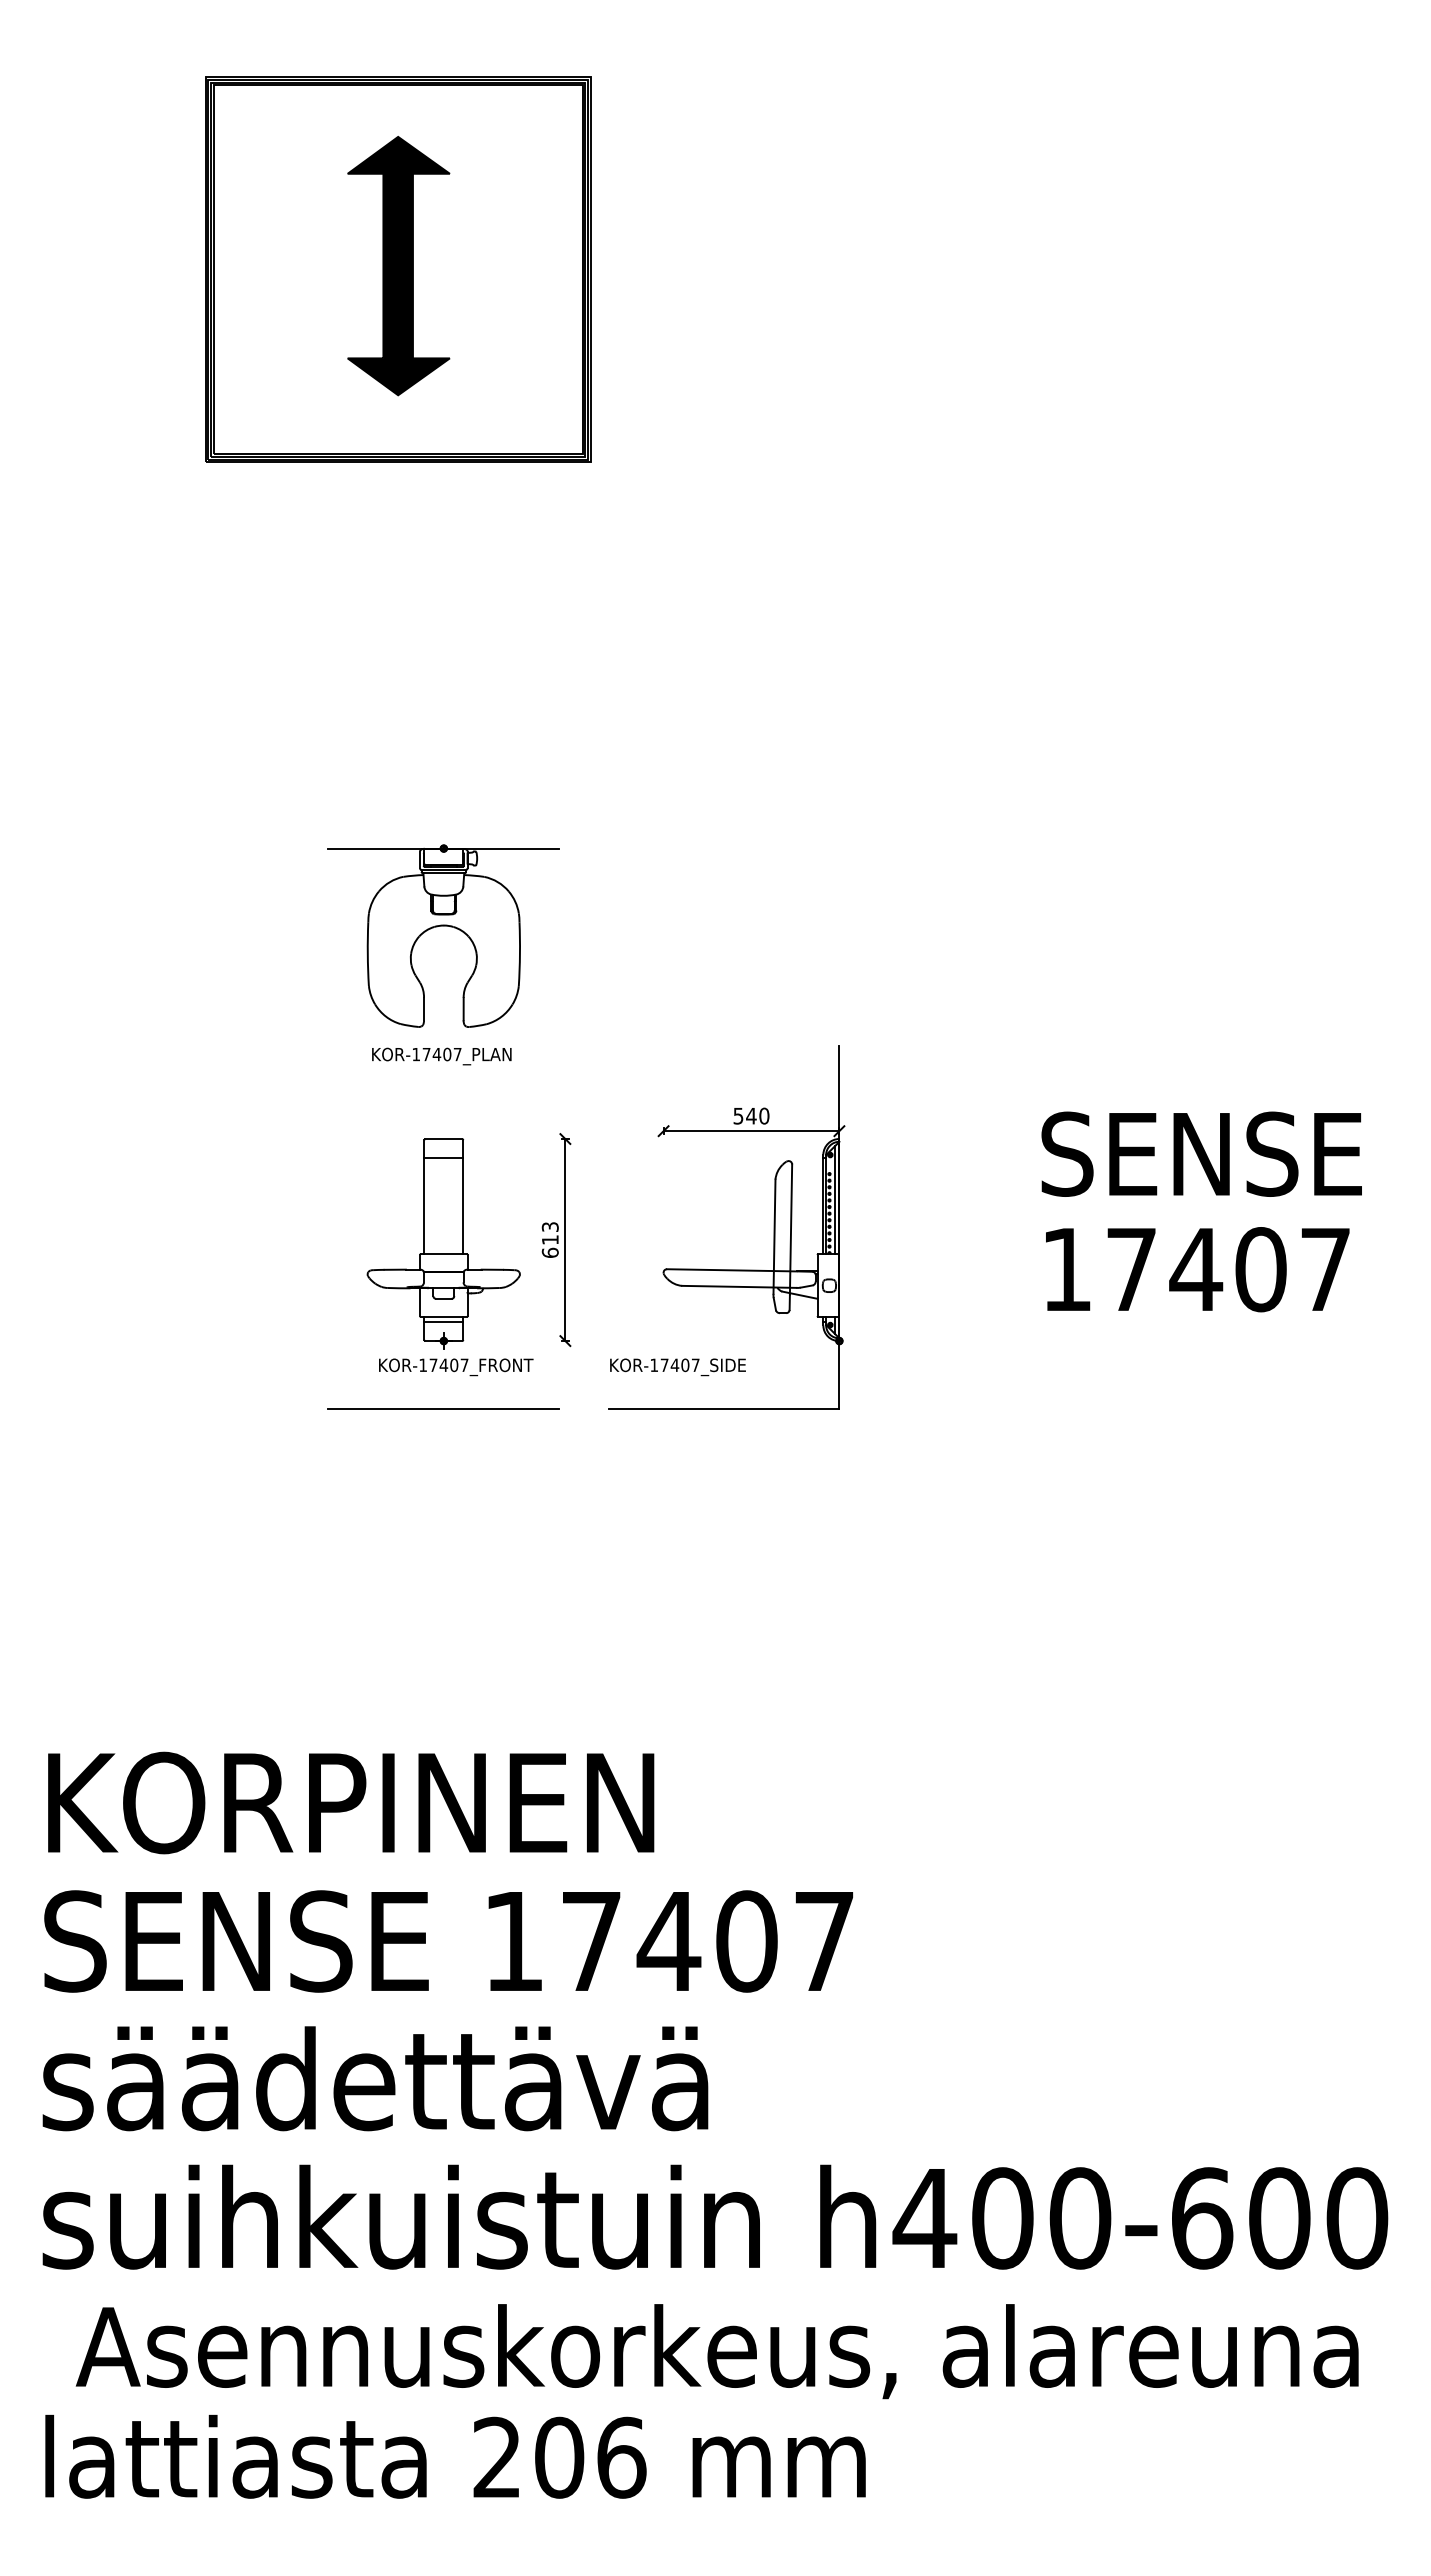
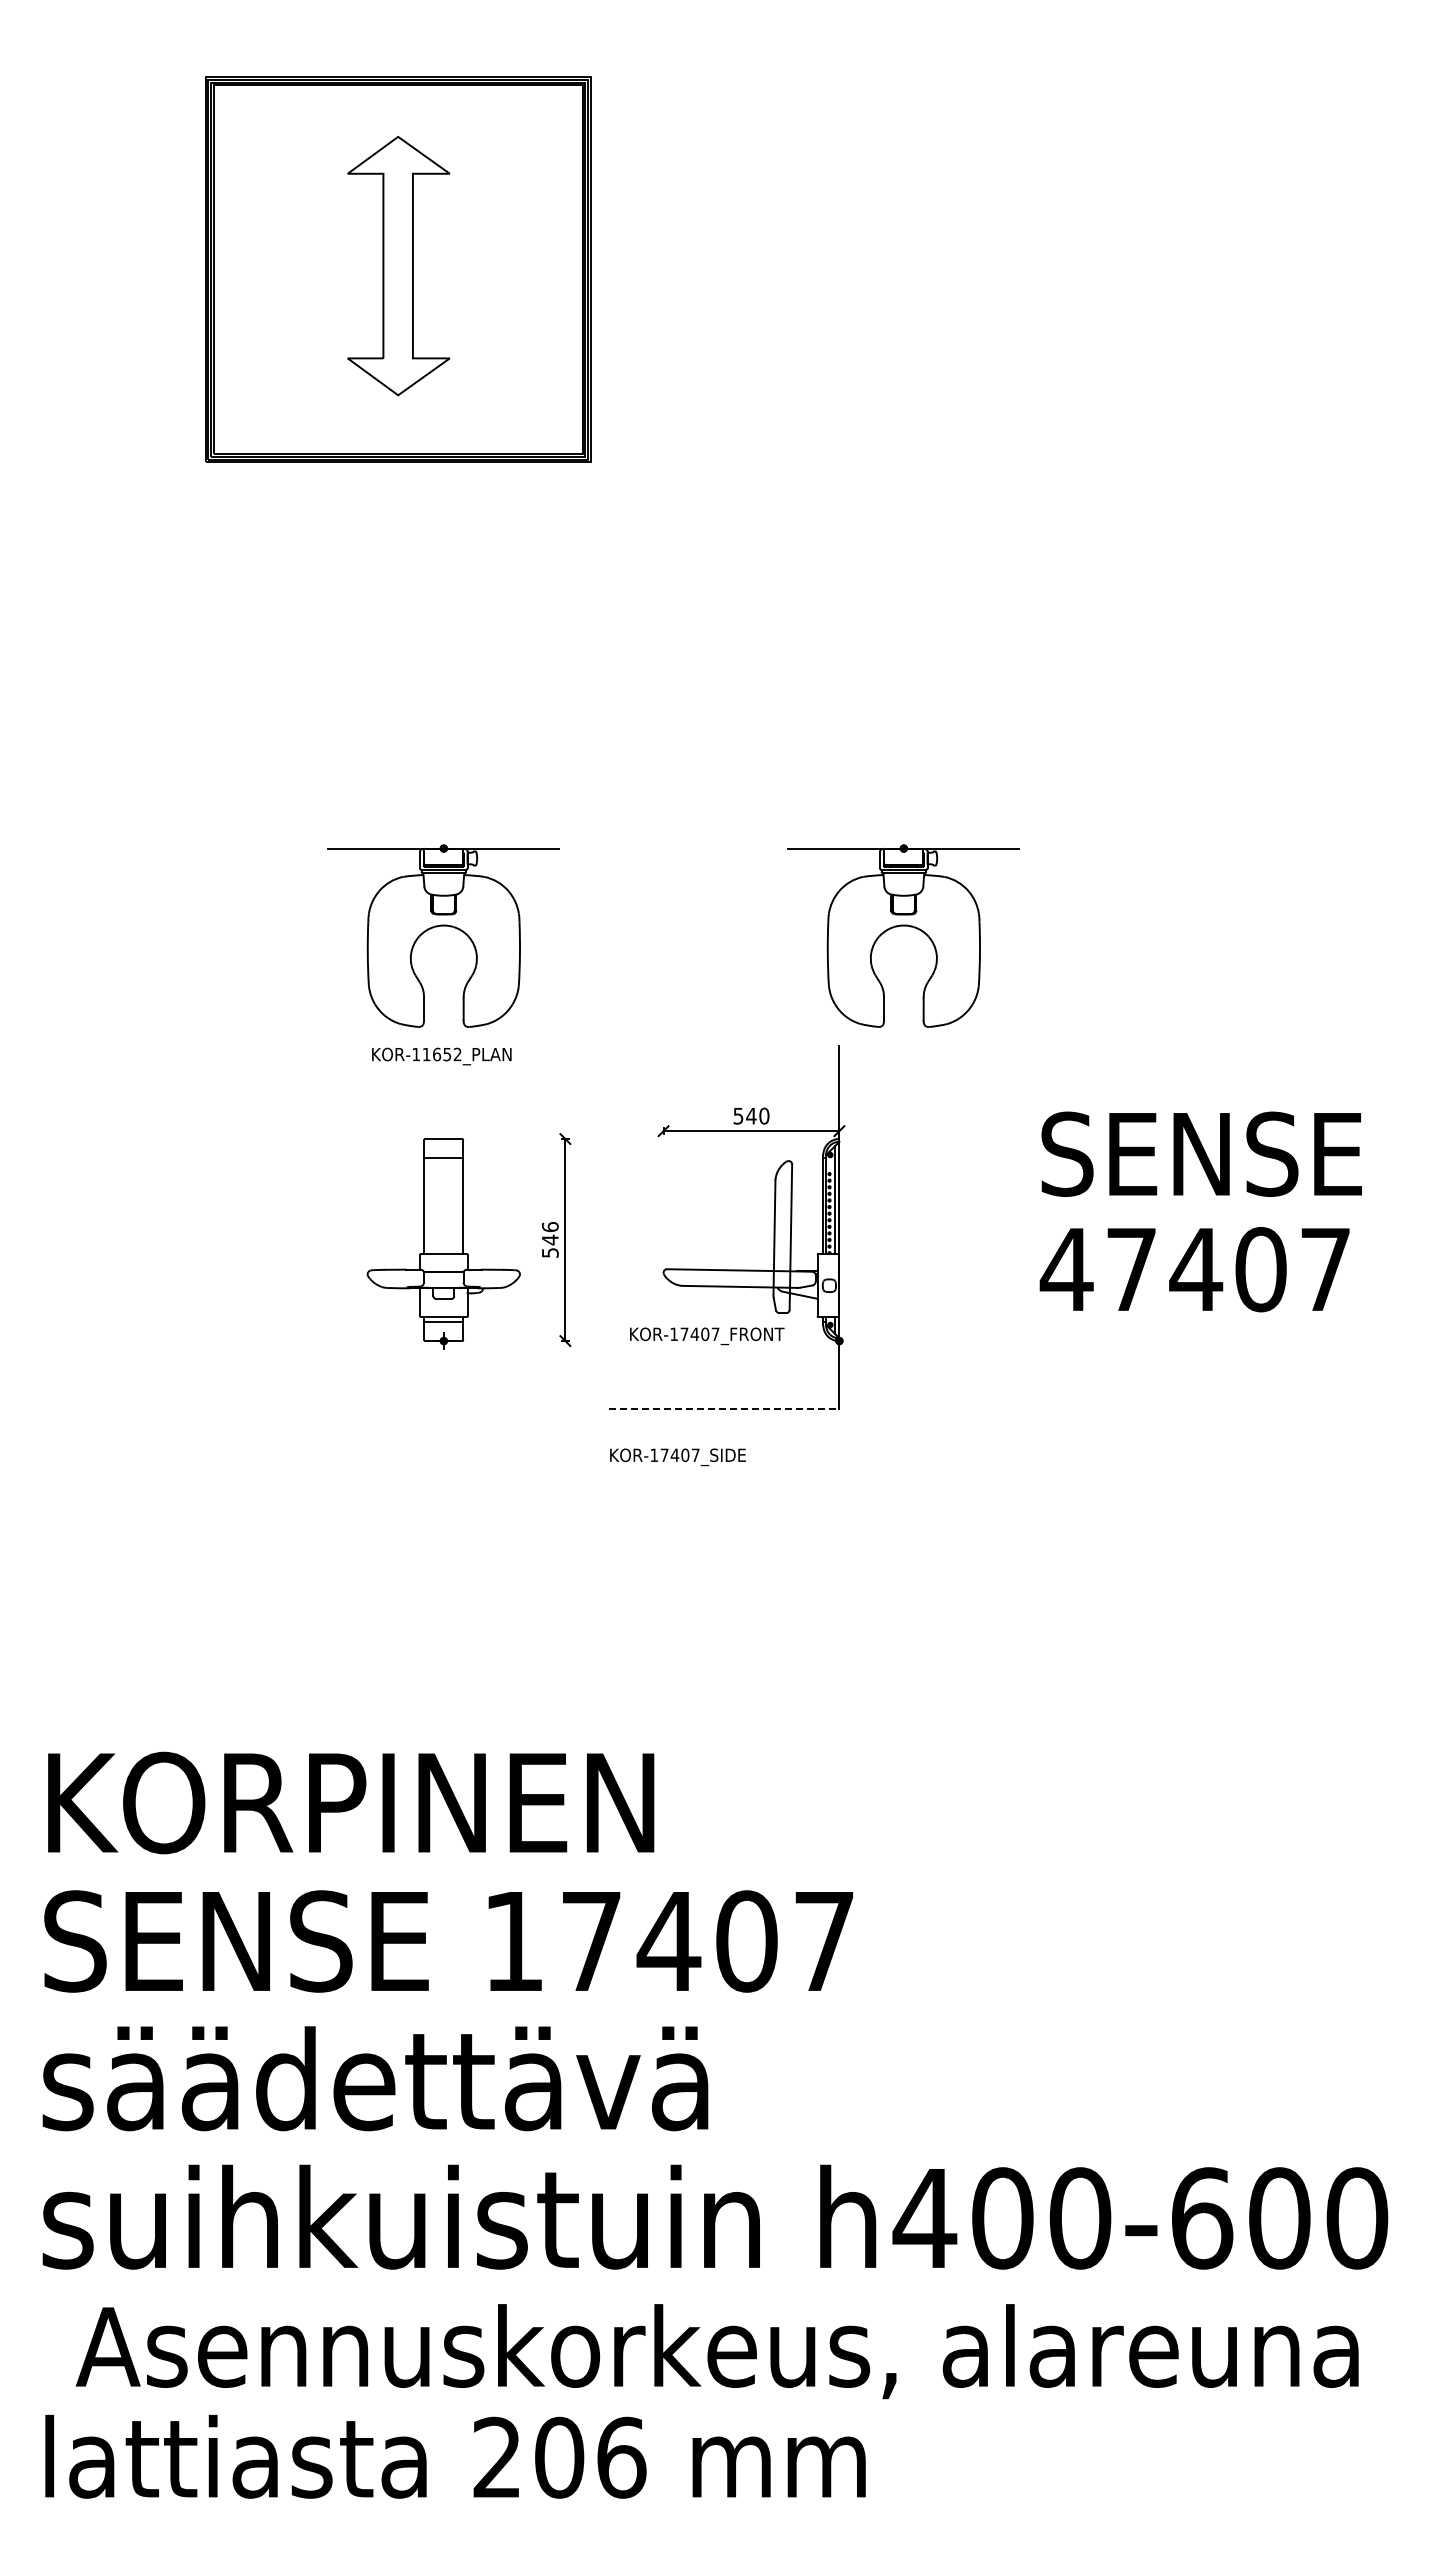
fill: present -> none (398, 265)
part: none -> present (903, 926)
text: KOR-17407_PLAN -> KOR-11652_PLAN (441, 1054)
text: 613 -> 546 (549, 1239)
text: 17407 -> 47407 (1066, 1269)
text position: (456, 1367) -> (707, 1336) (707, 1336)
text position: (677, 1367) -> (677, 1457) (677, 1457)
line: present -> none (443, 1408)
line: solid -> dashed (724, 1408)
